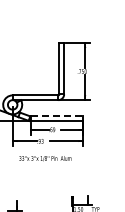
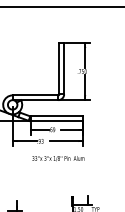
line: none -> present (61, 6)
line: dashed -> solid (57, 116)
text position: (45, 158) -> (58, 158) (58, 158)
